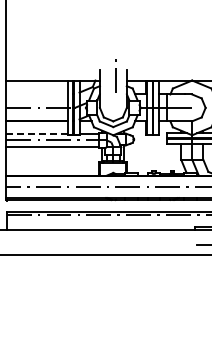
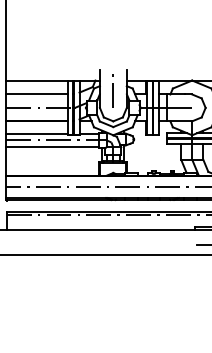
line position: (115, 75) -> (112, 90) (112, 90)
line: none -> present (36, 94)
line: dashed -> solid (37, 134)
